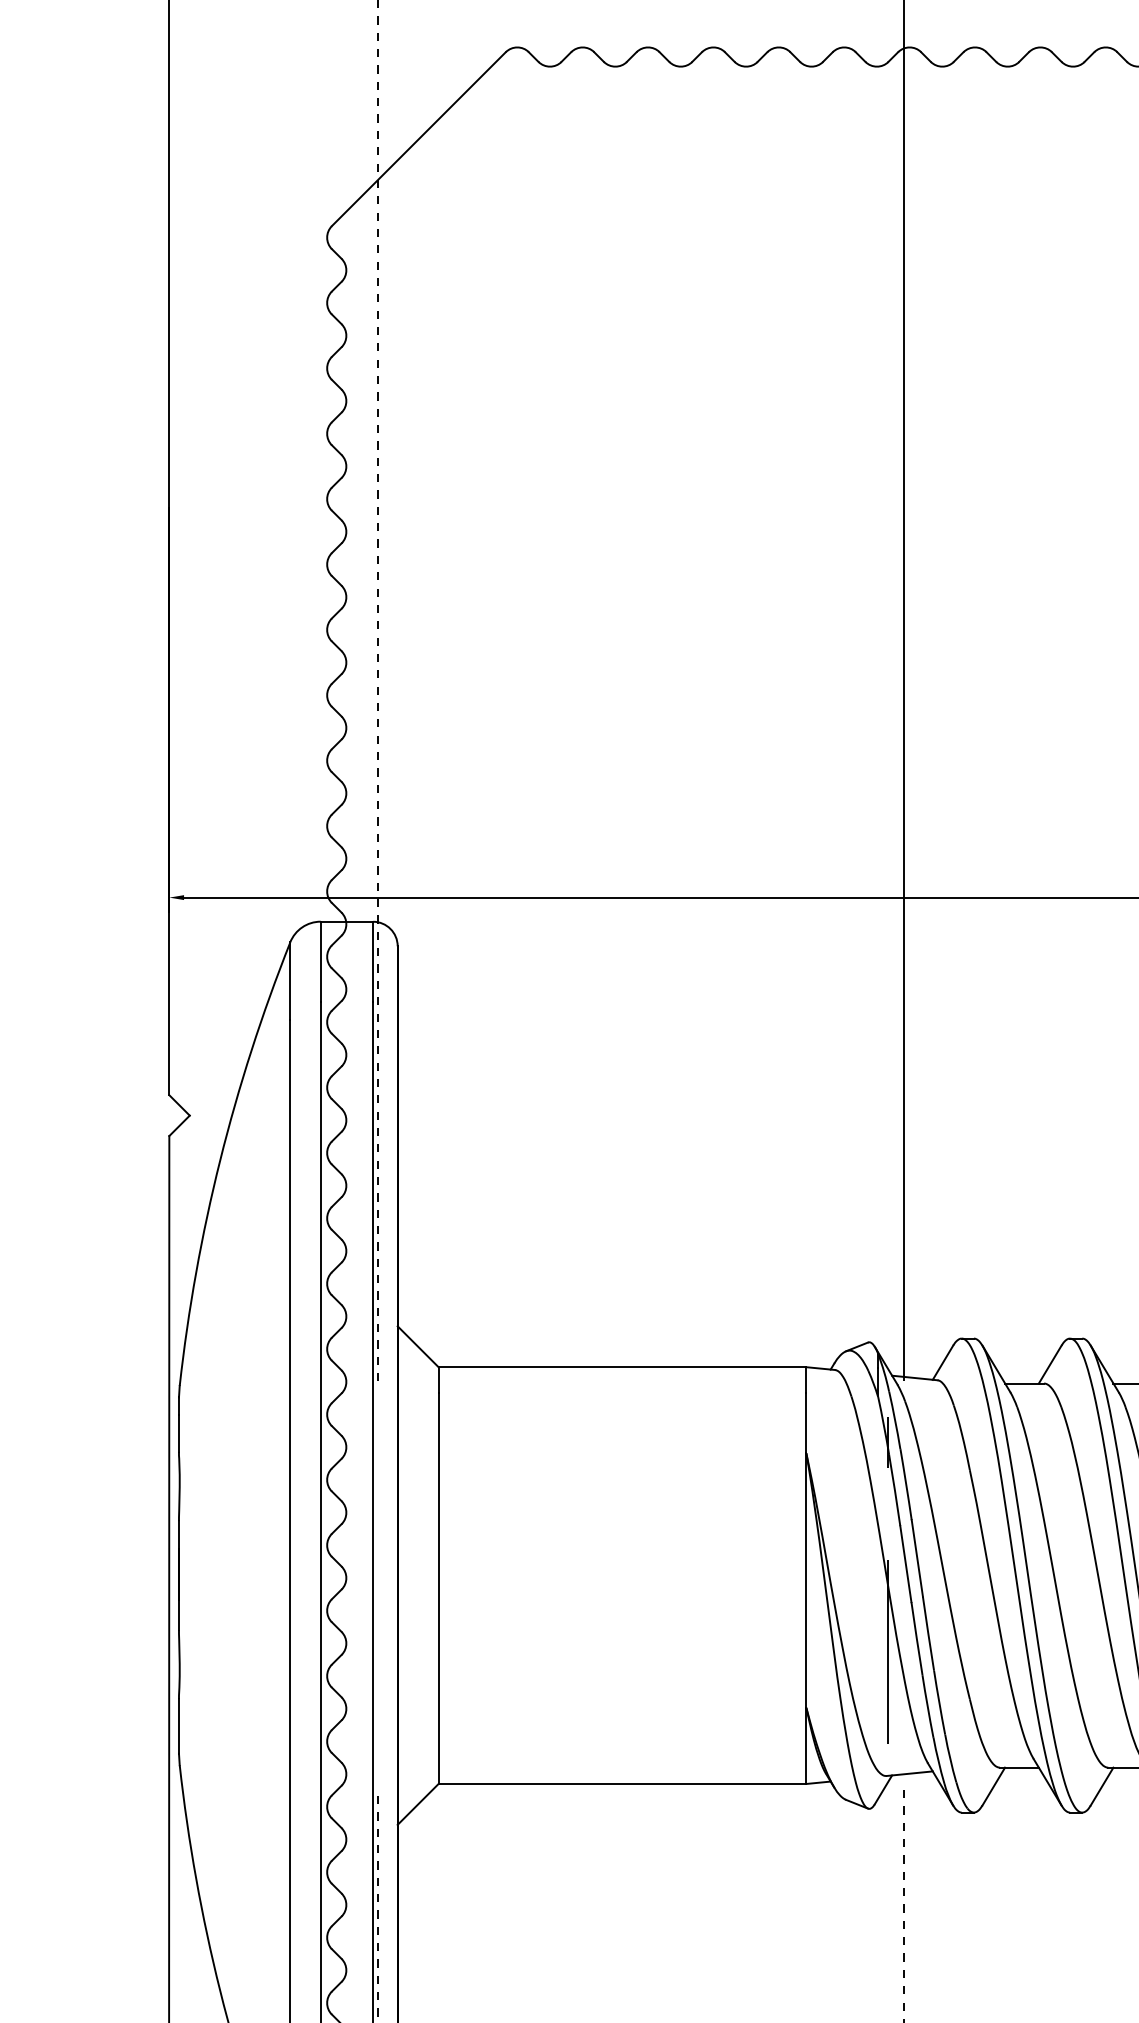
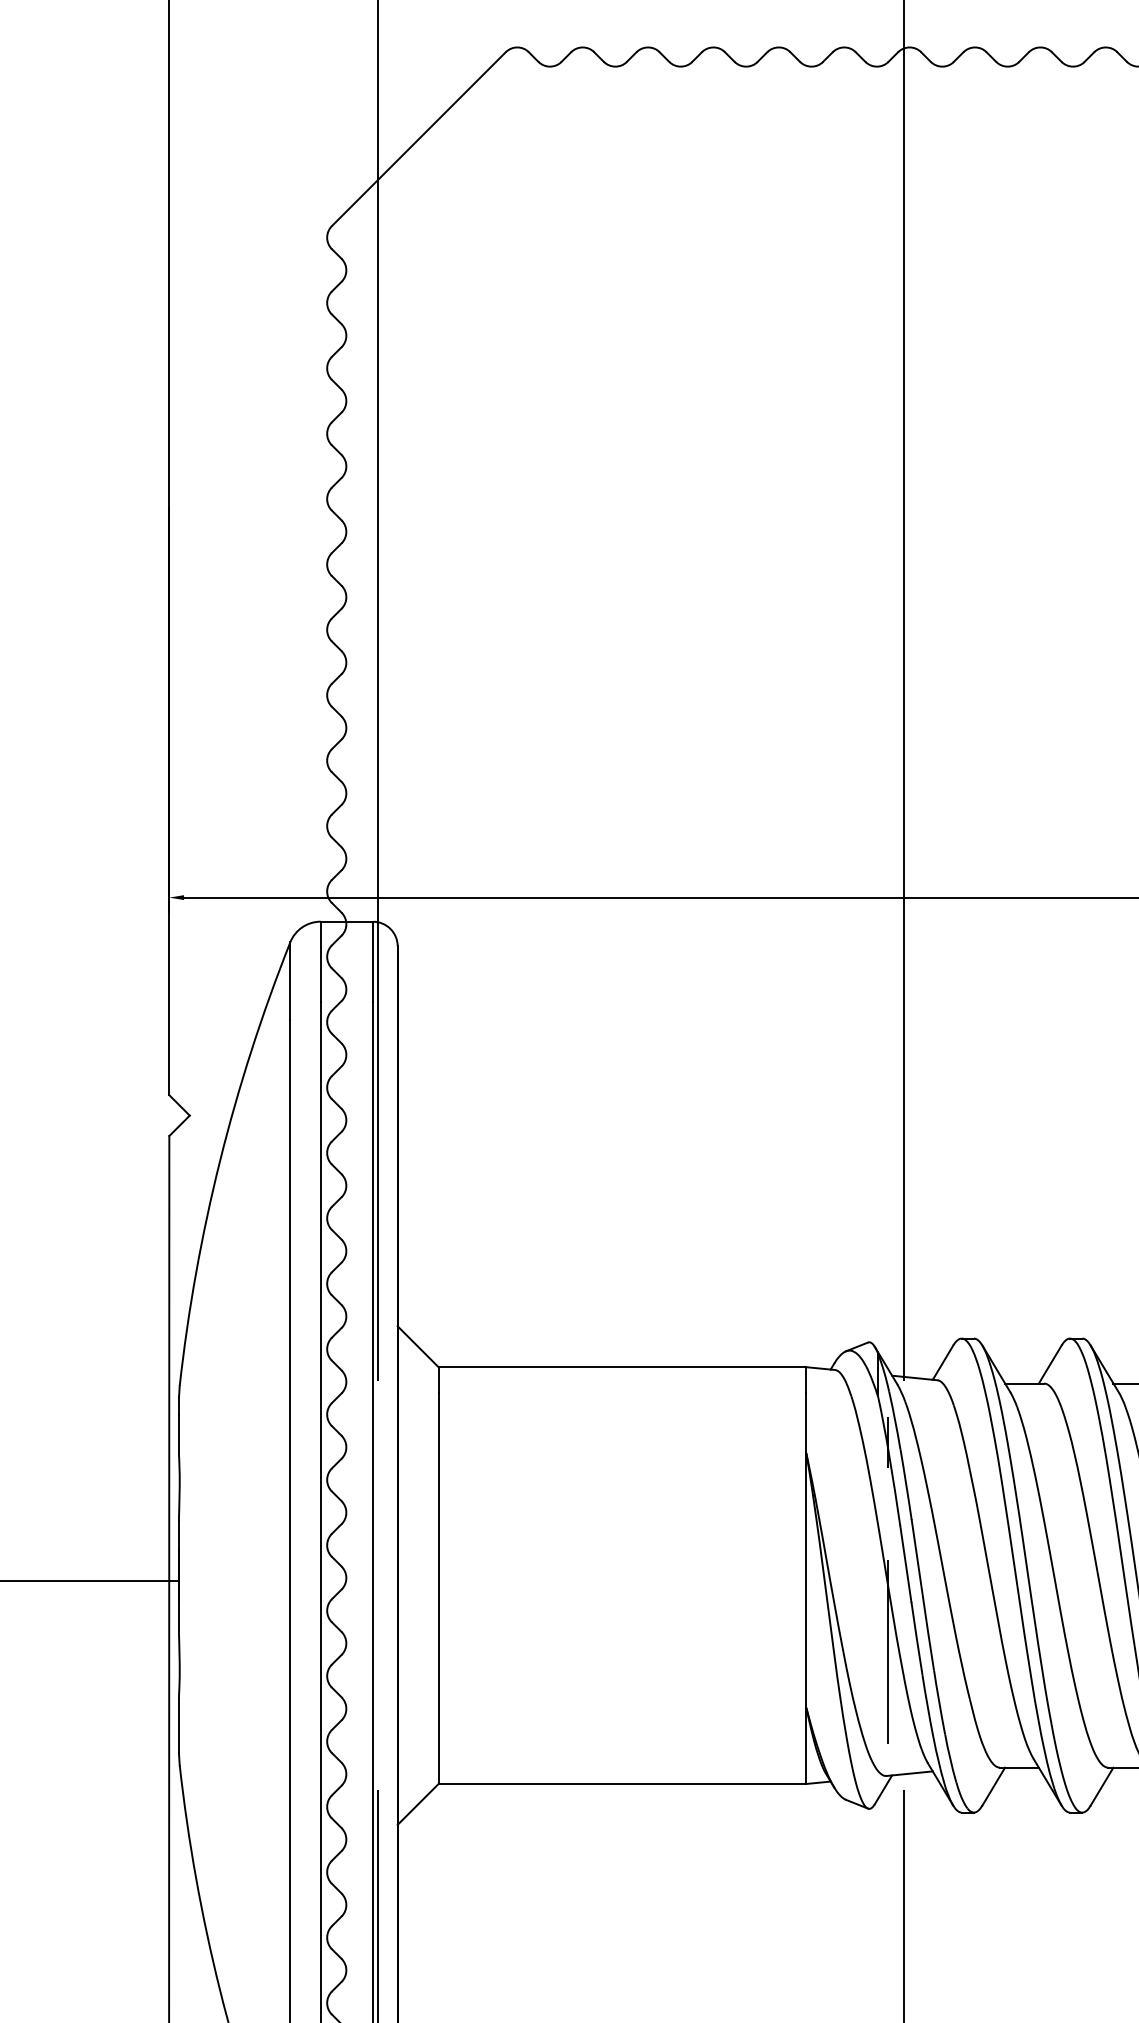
line: dashed -> solid (378, 691)
line: none -> present (90, 1580)
line: dashed -> solid (378, 2022)
